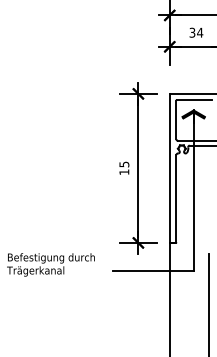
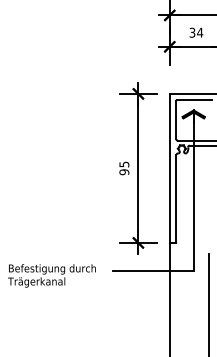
text: 15 -> 95 (124, 172)
text position: (50, 264) -> (51, 275) (51, 275)
